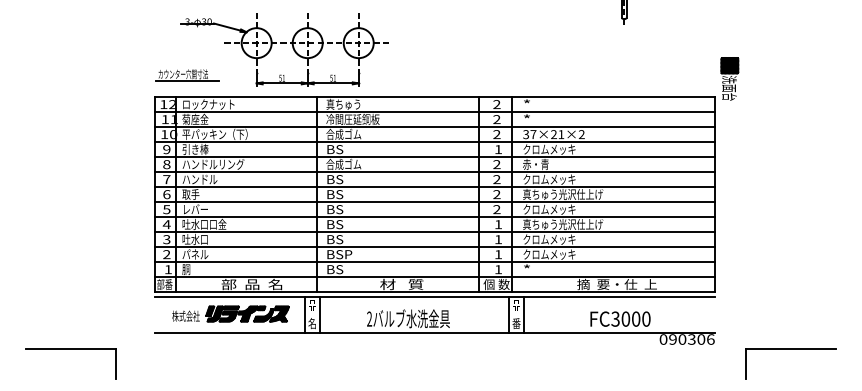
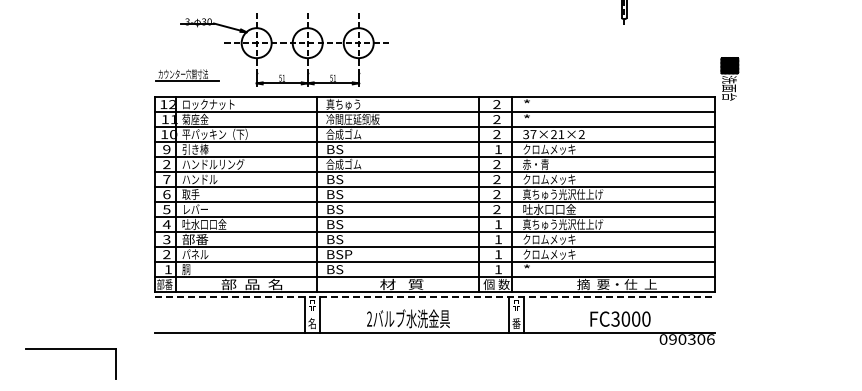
text: 8 -> 2 (166, 164)
text: クロムメッキ -> 吐水口口金 (549, 209)
text: 吐水口 -> 部番 (195, 239)
line: solid -> dashed (434, 296)
part: present -> none (230, 313)
part: present -> none (790, 349)
